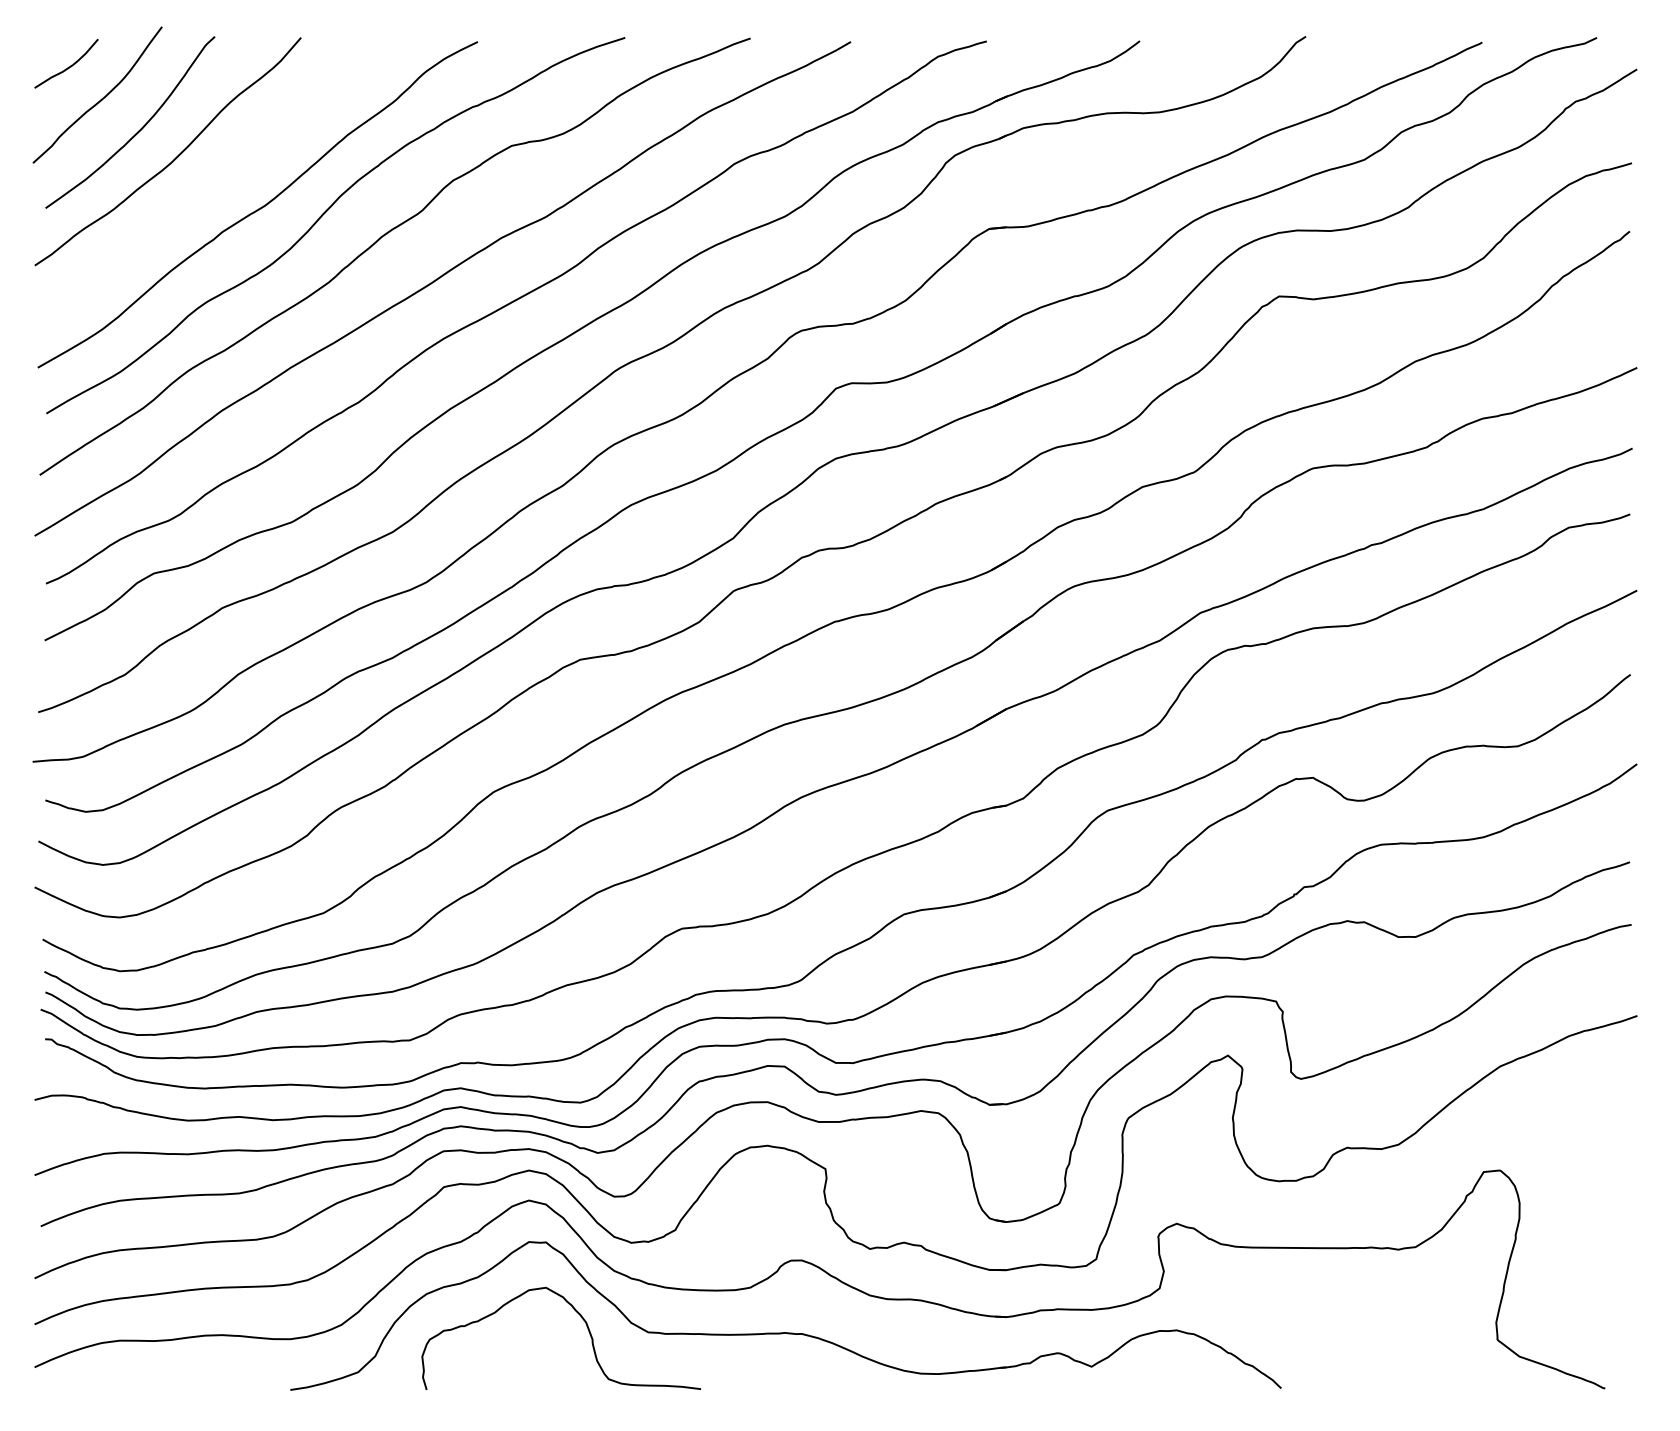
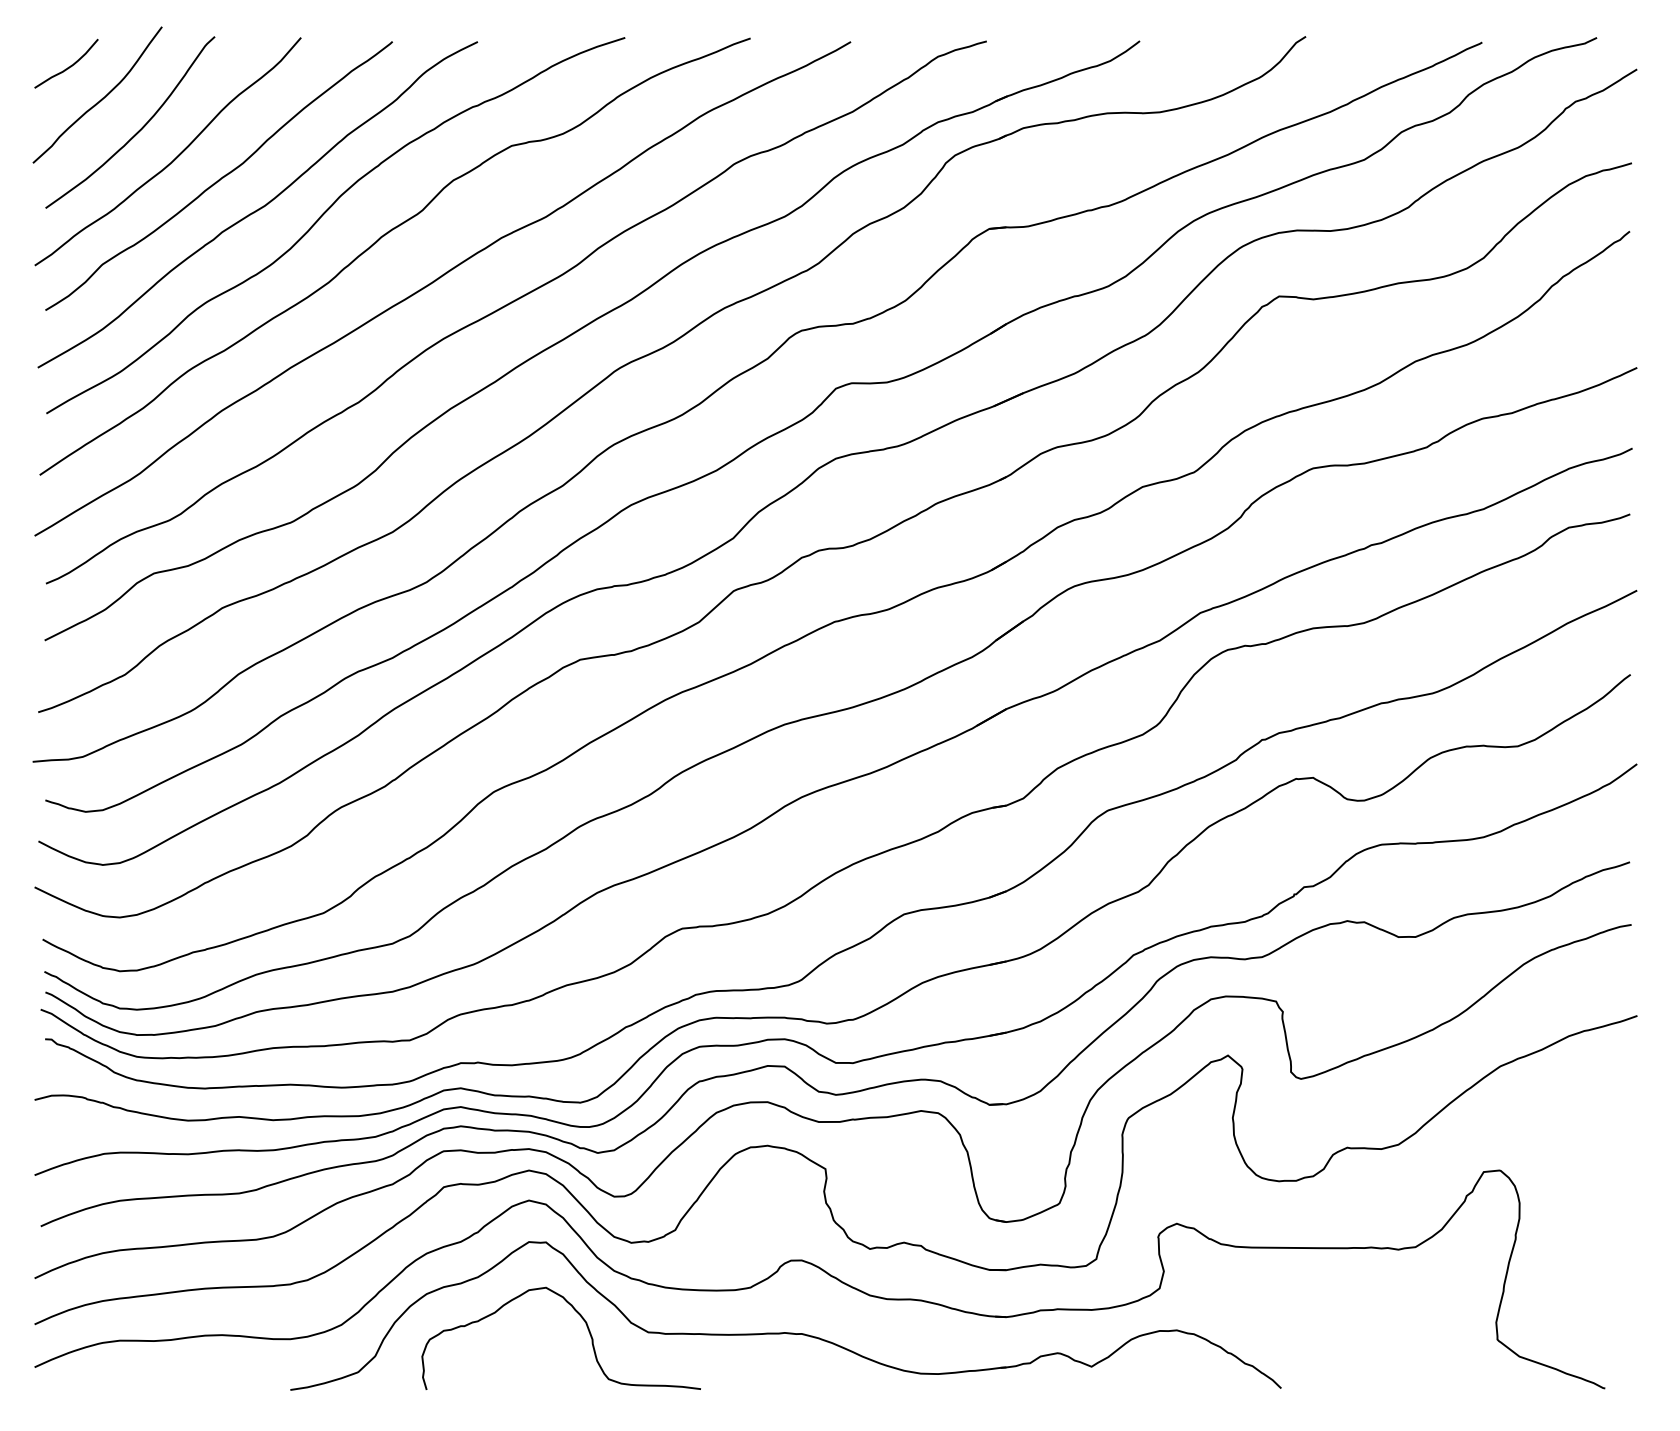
curve: none -> present (219, 178)
